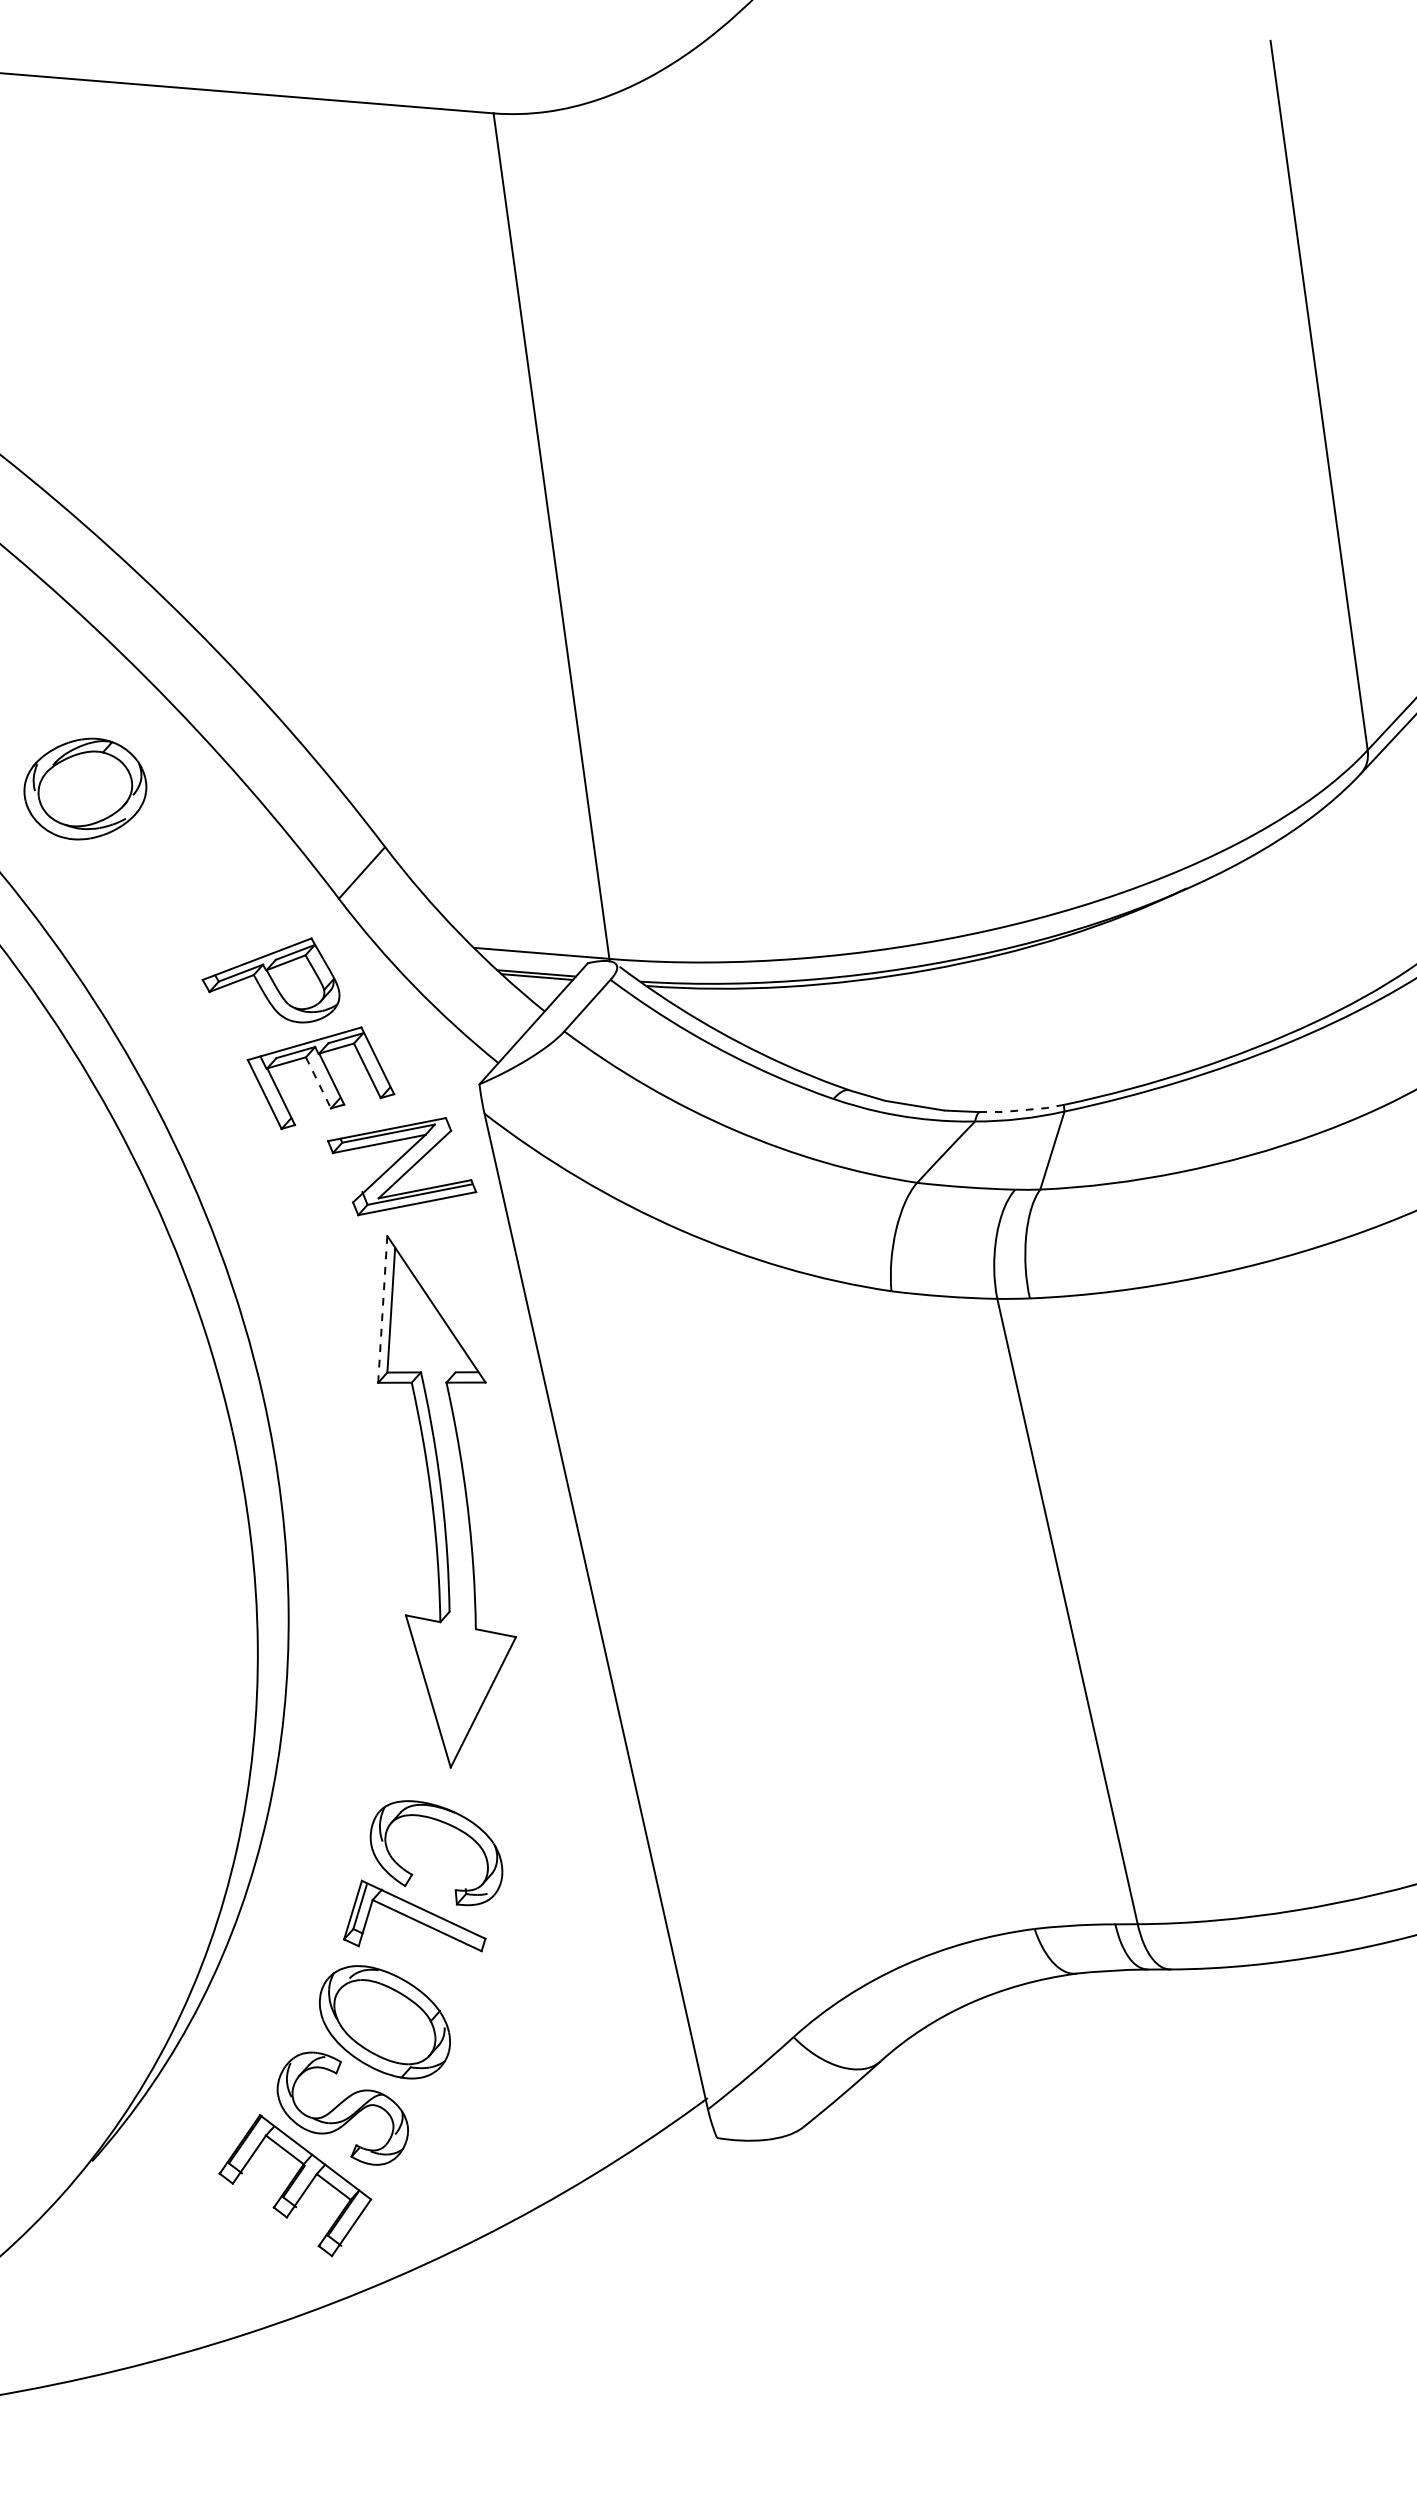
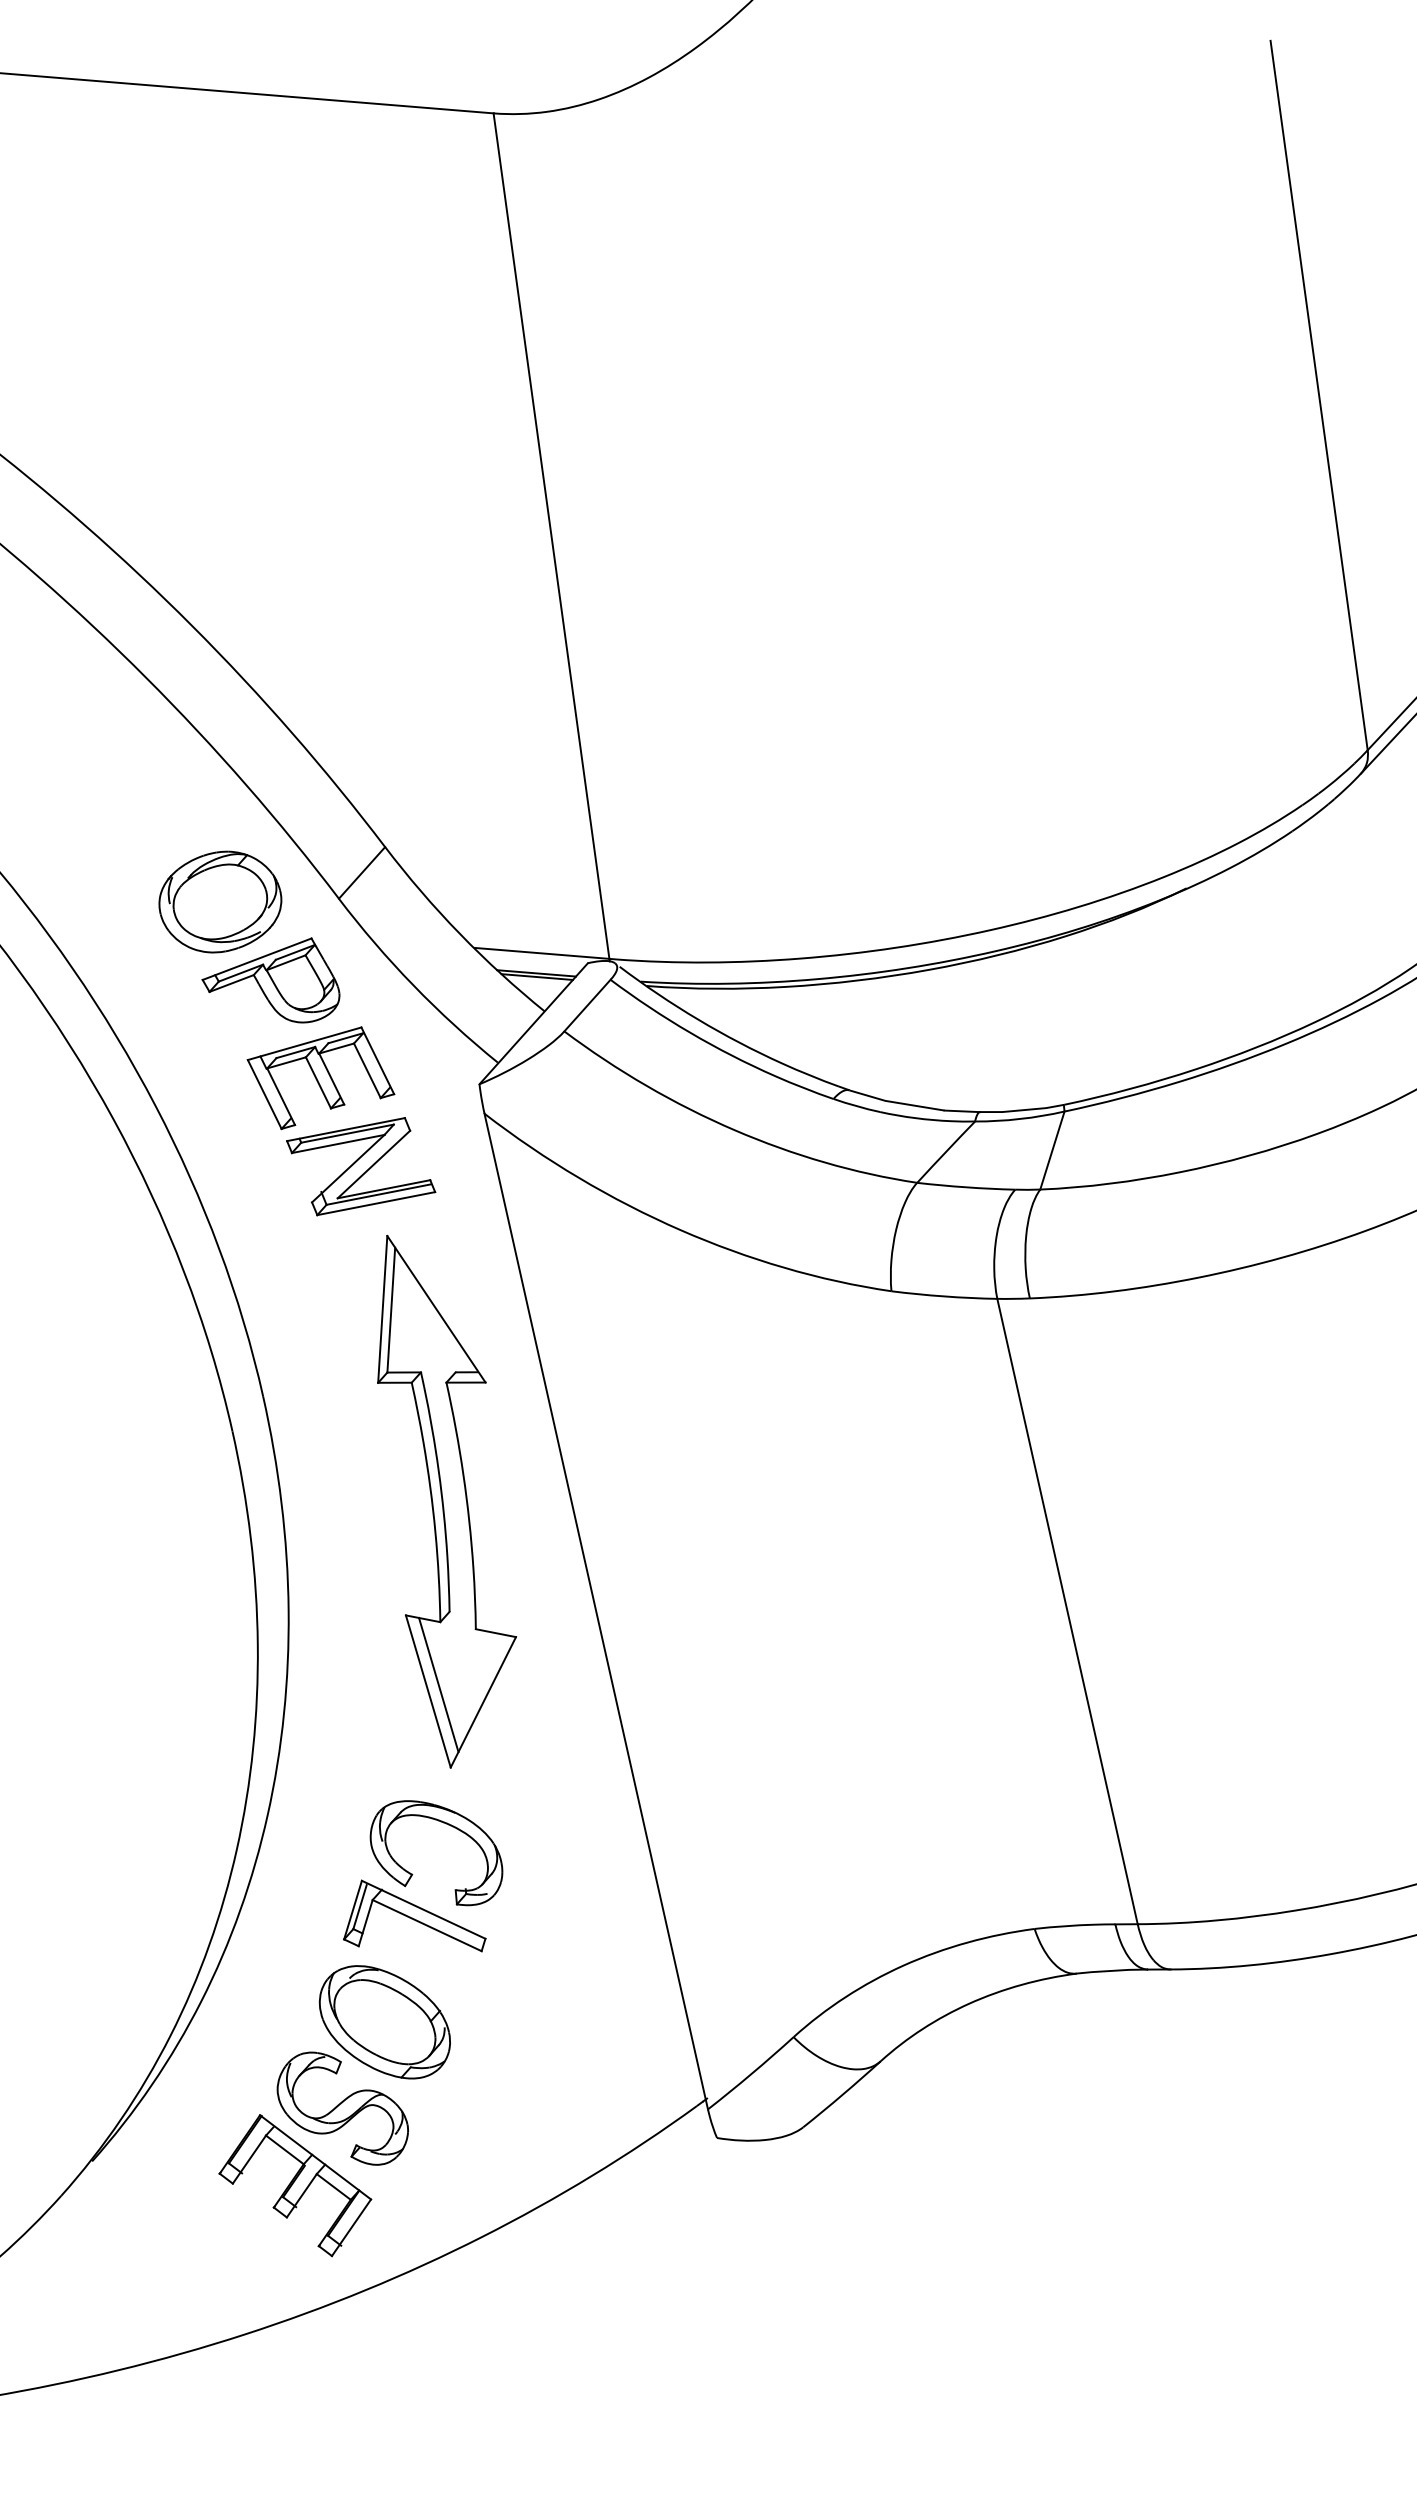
part position: (85, 788) -> (220, 901) (220, 901)
line: dashed -> solid (318, 1083)
line: dashed -> solid (1021, 1110)
part position: (402, 1166) -> (361, 1166) (361, 1166)
line: dashed -> solid (382, 1309)
line: none -> present (438, 1684)
